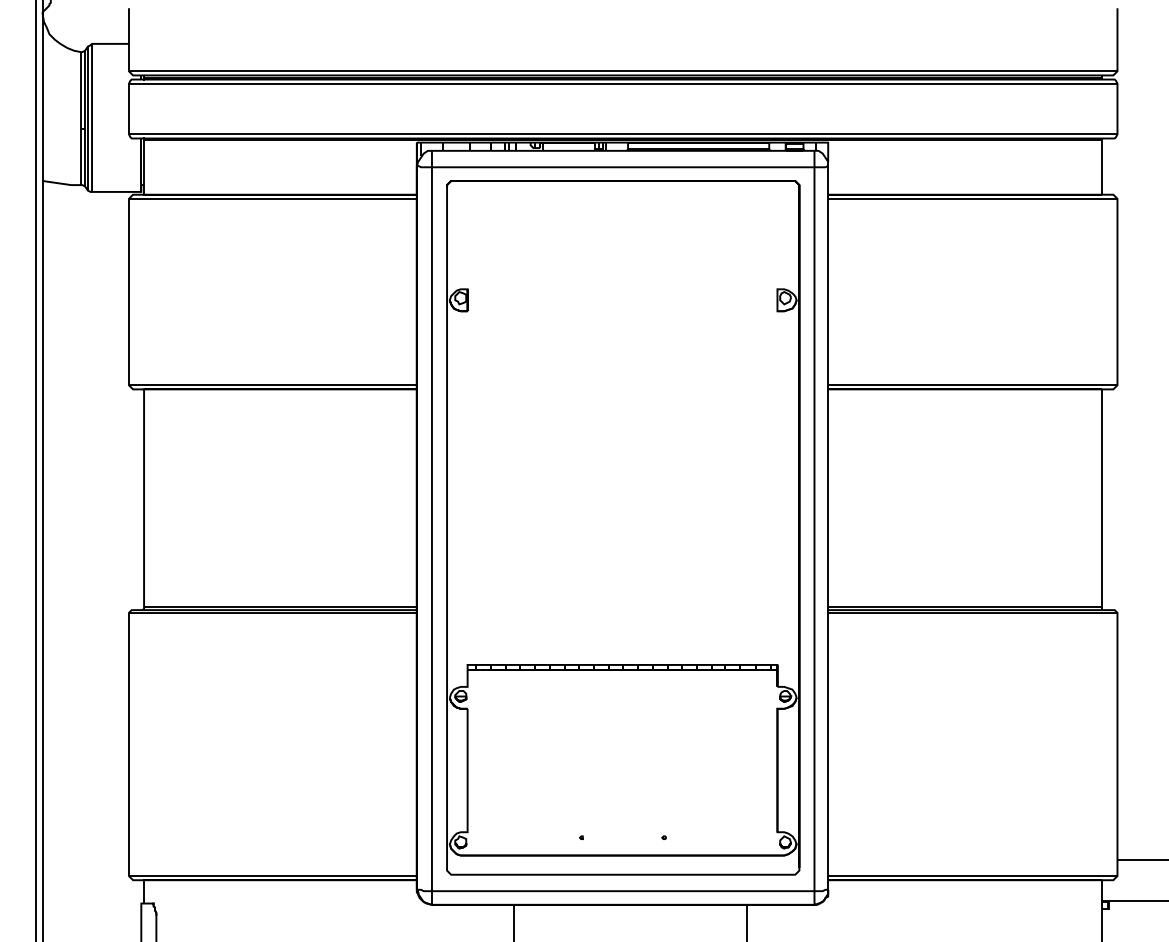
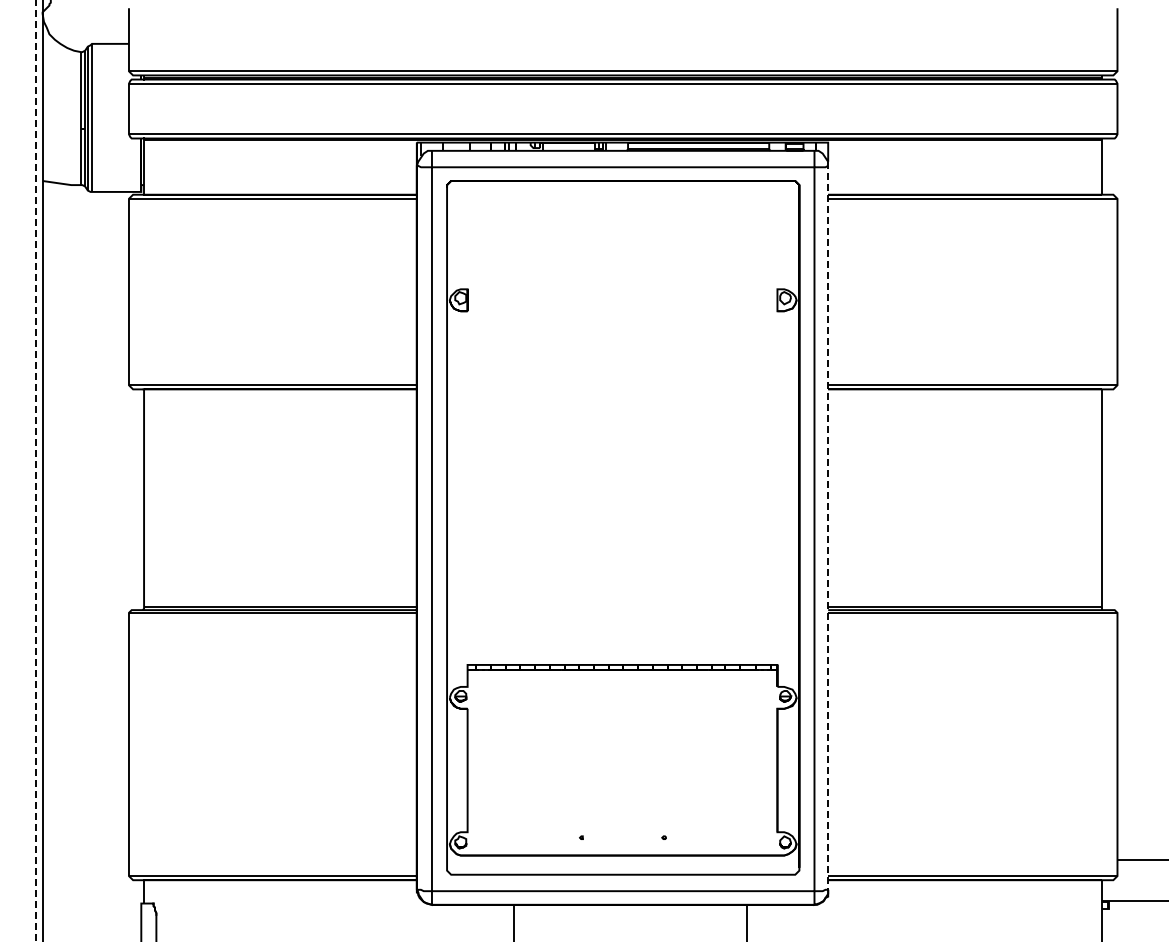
line: solid -> dashed (35, 470)
line: solid -> dashed (828, 524)
